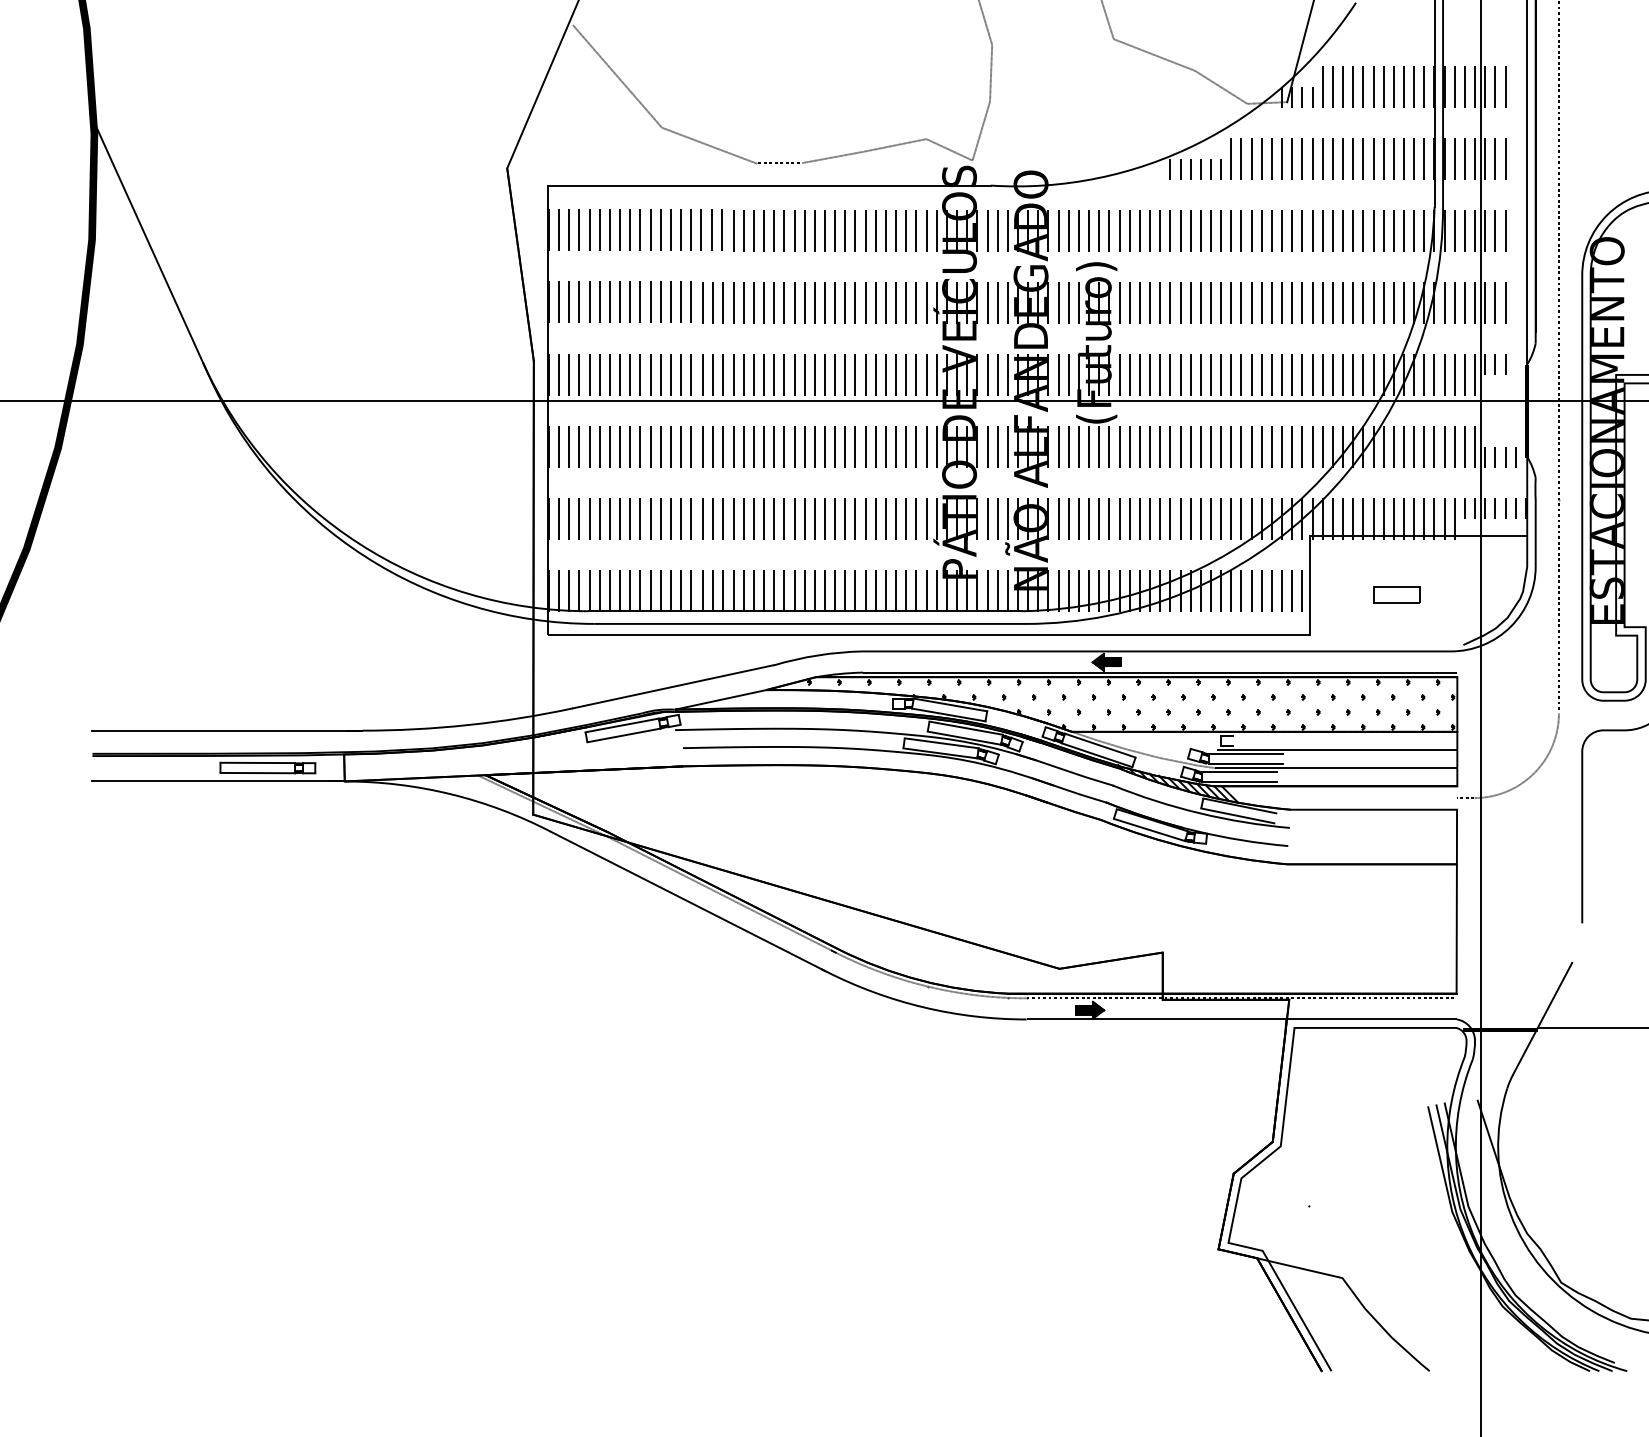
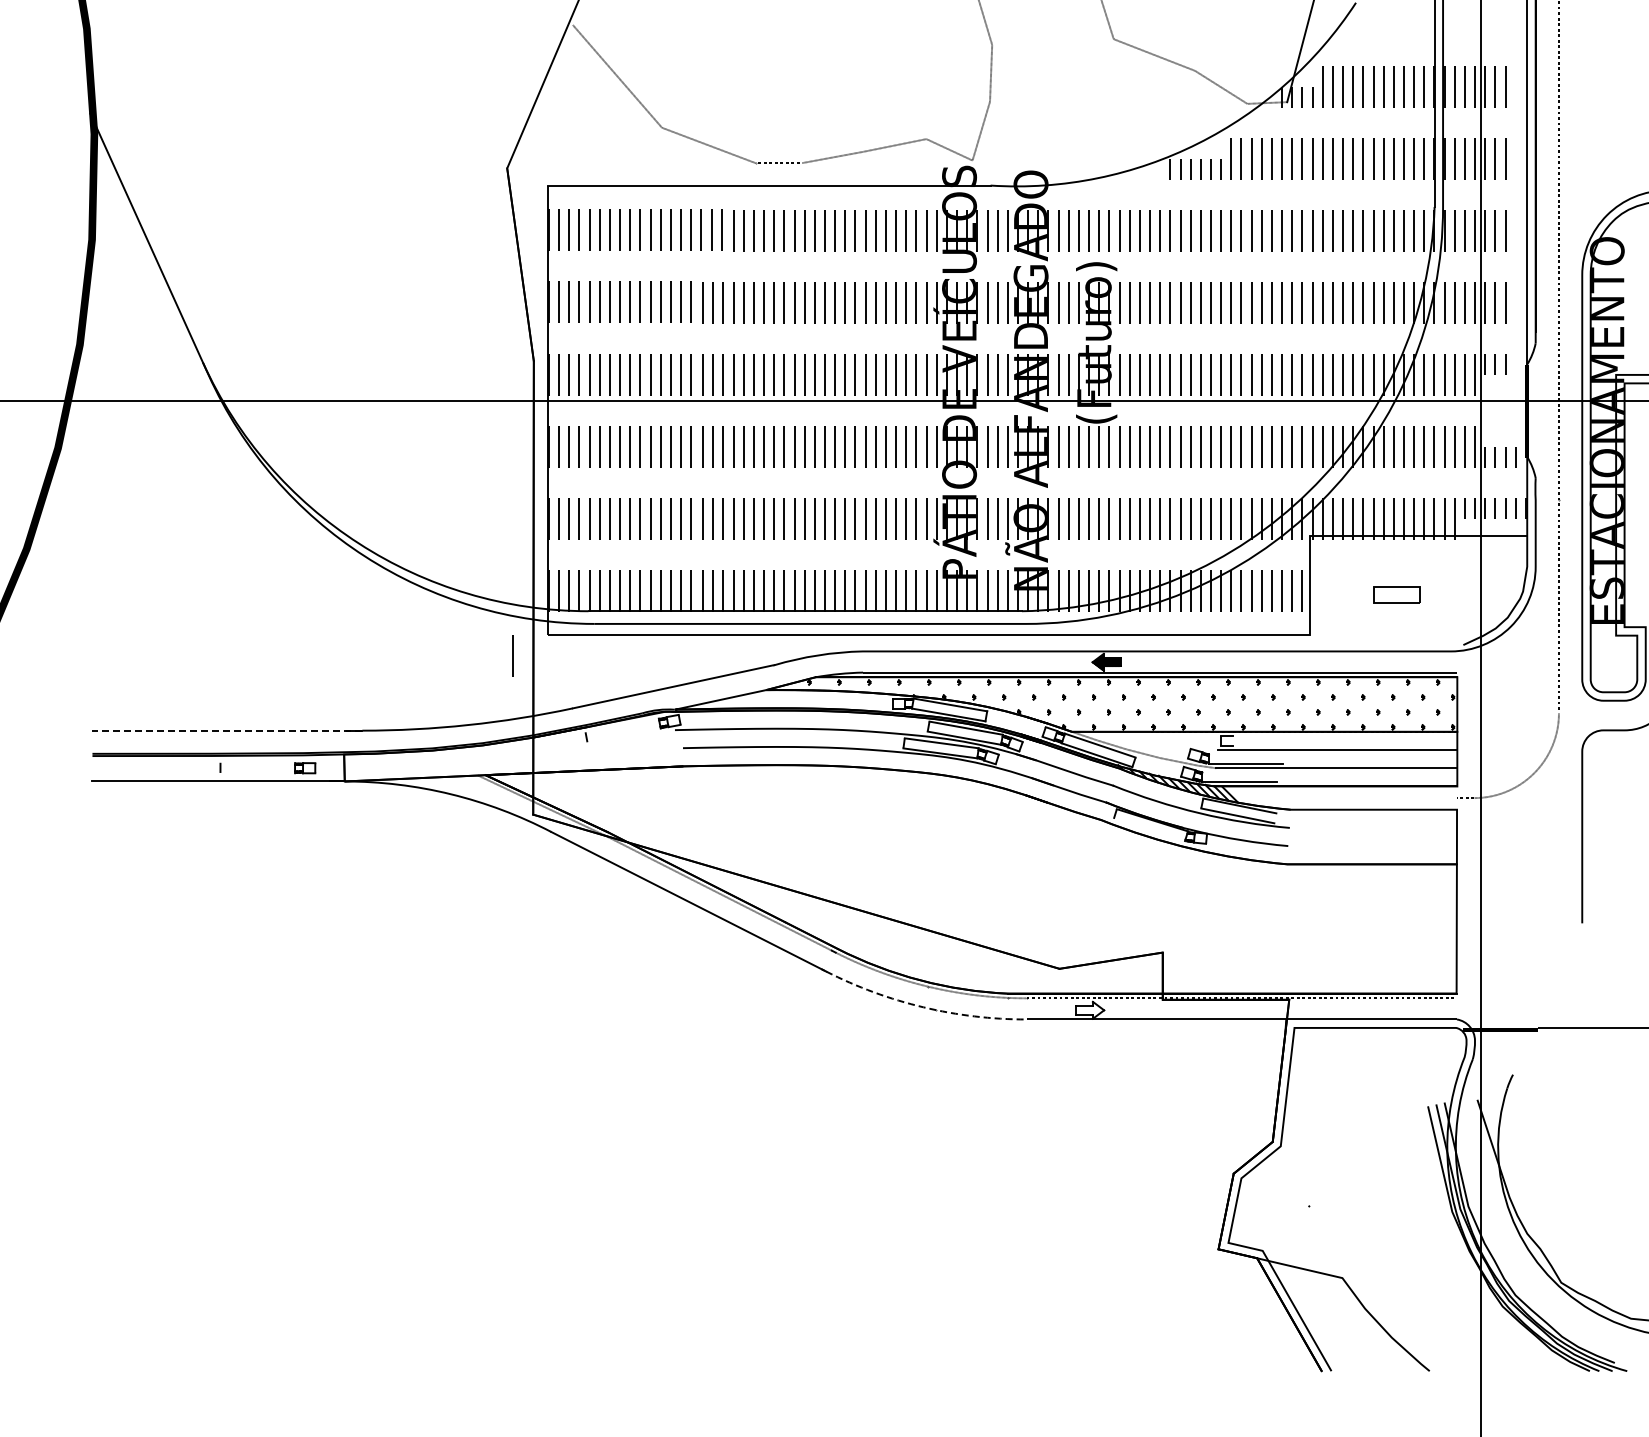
line: none -> present (512, 655)
line: present -> none (621, 725)
line: solid -> dashed (227, 730)
line: present -> none (623, 735)
line: present -> none (1245, 754)
line: present -> none (257, 762)
line: present -> none (257, 772)
line: present -> none (1238, 772)
line: present -> none (1149, 829)
arc: solid -> dashed (923, 1007)
hatch: present -> none (1090, 1009)
line: present -> none (1542, 1018)
